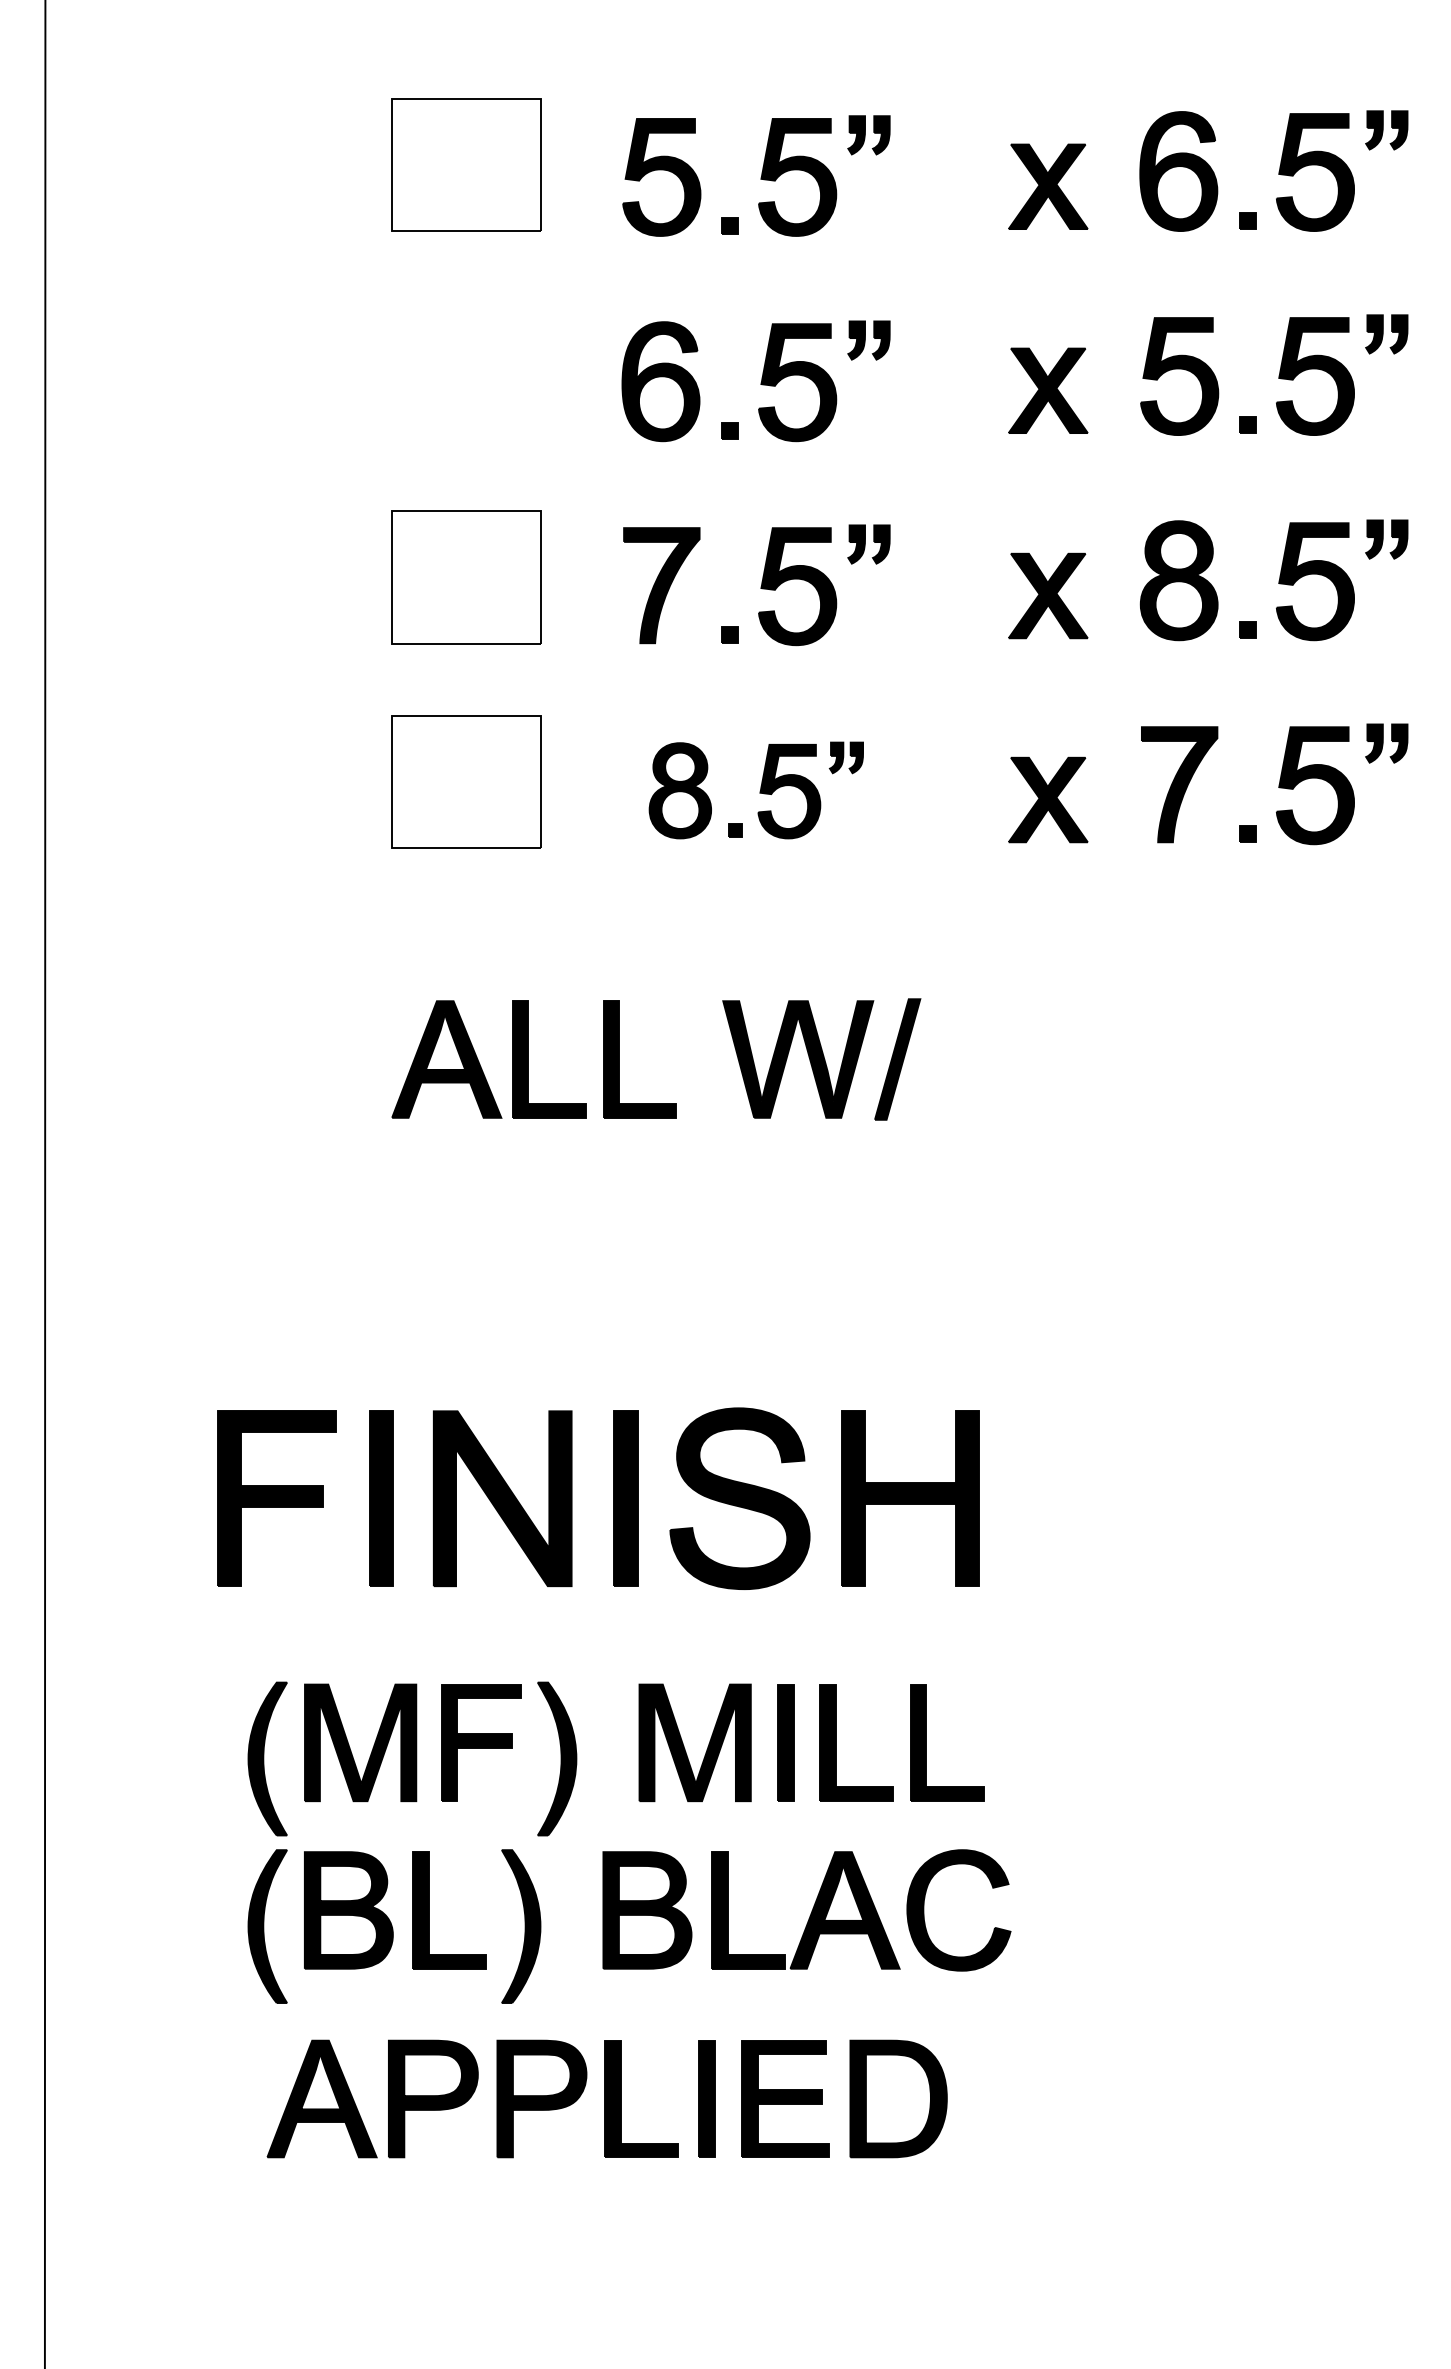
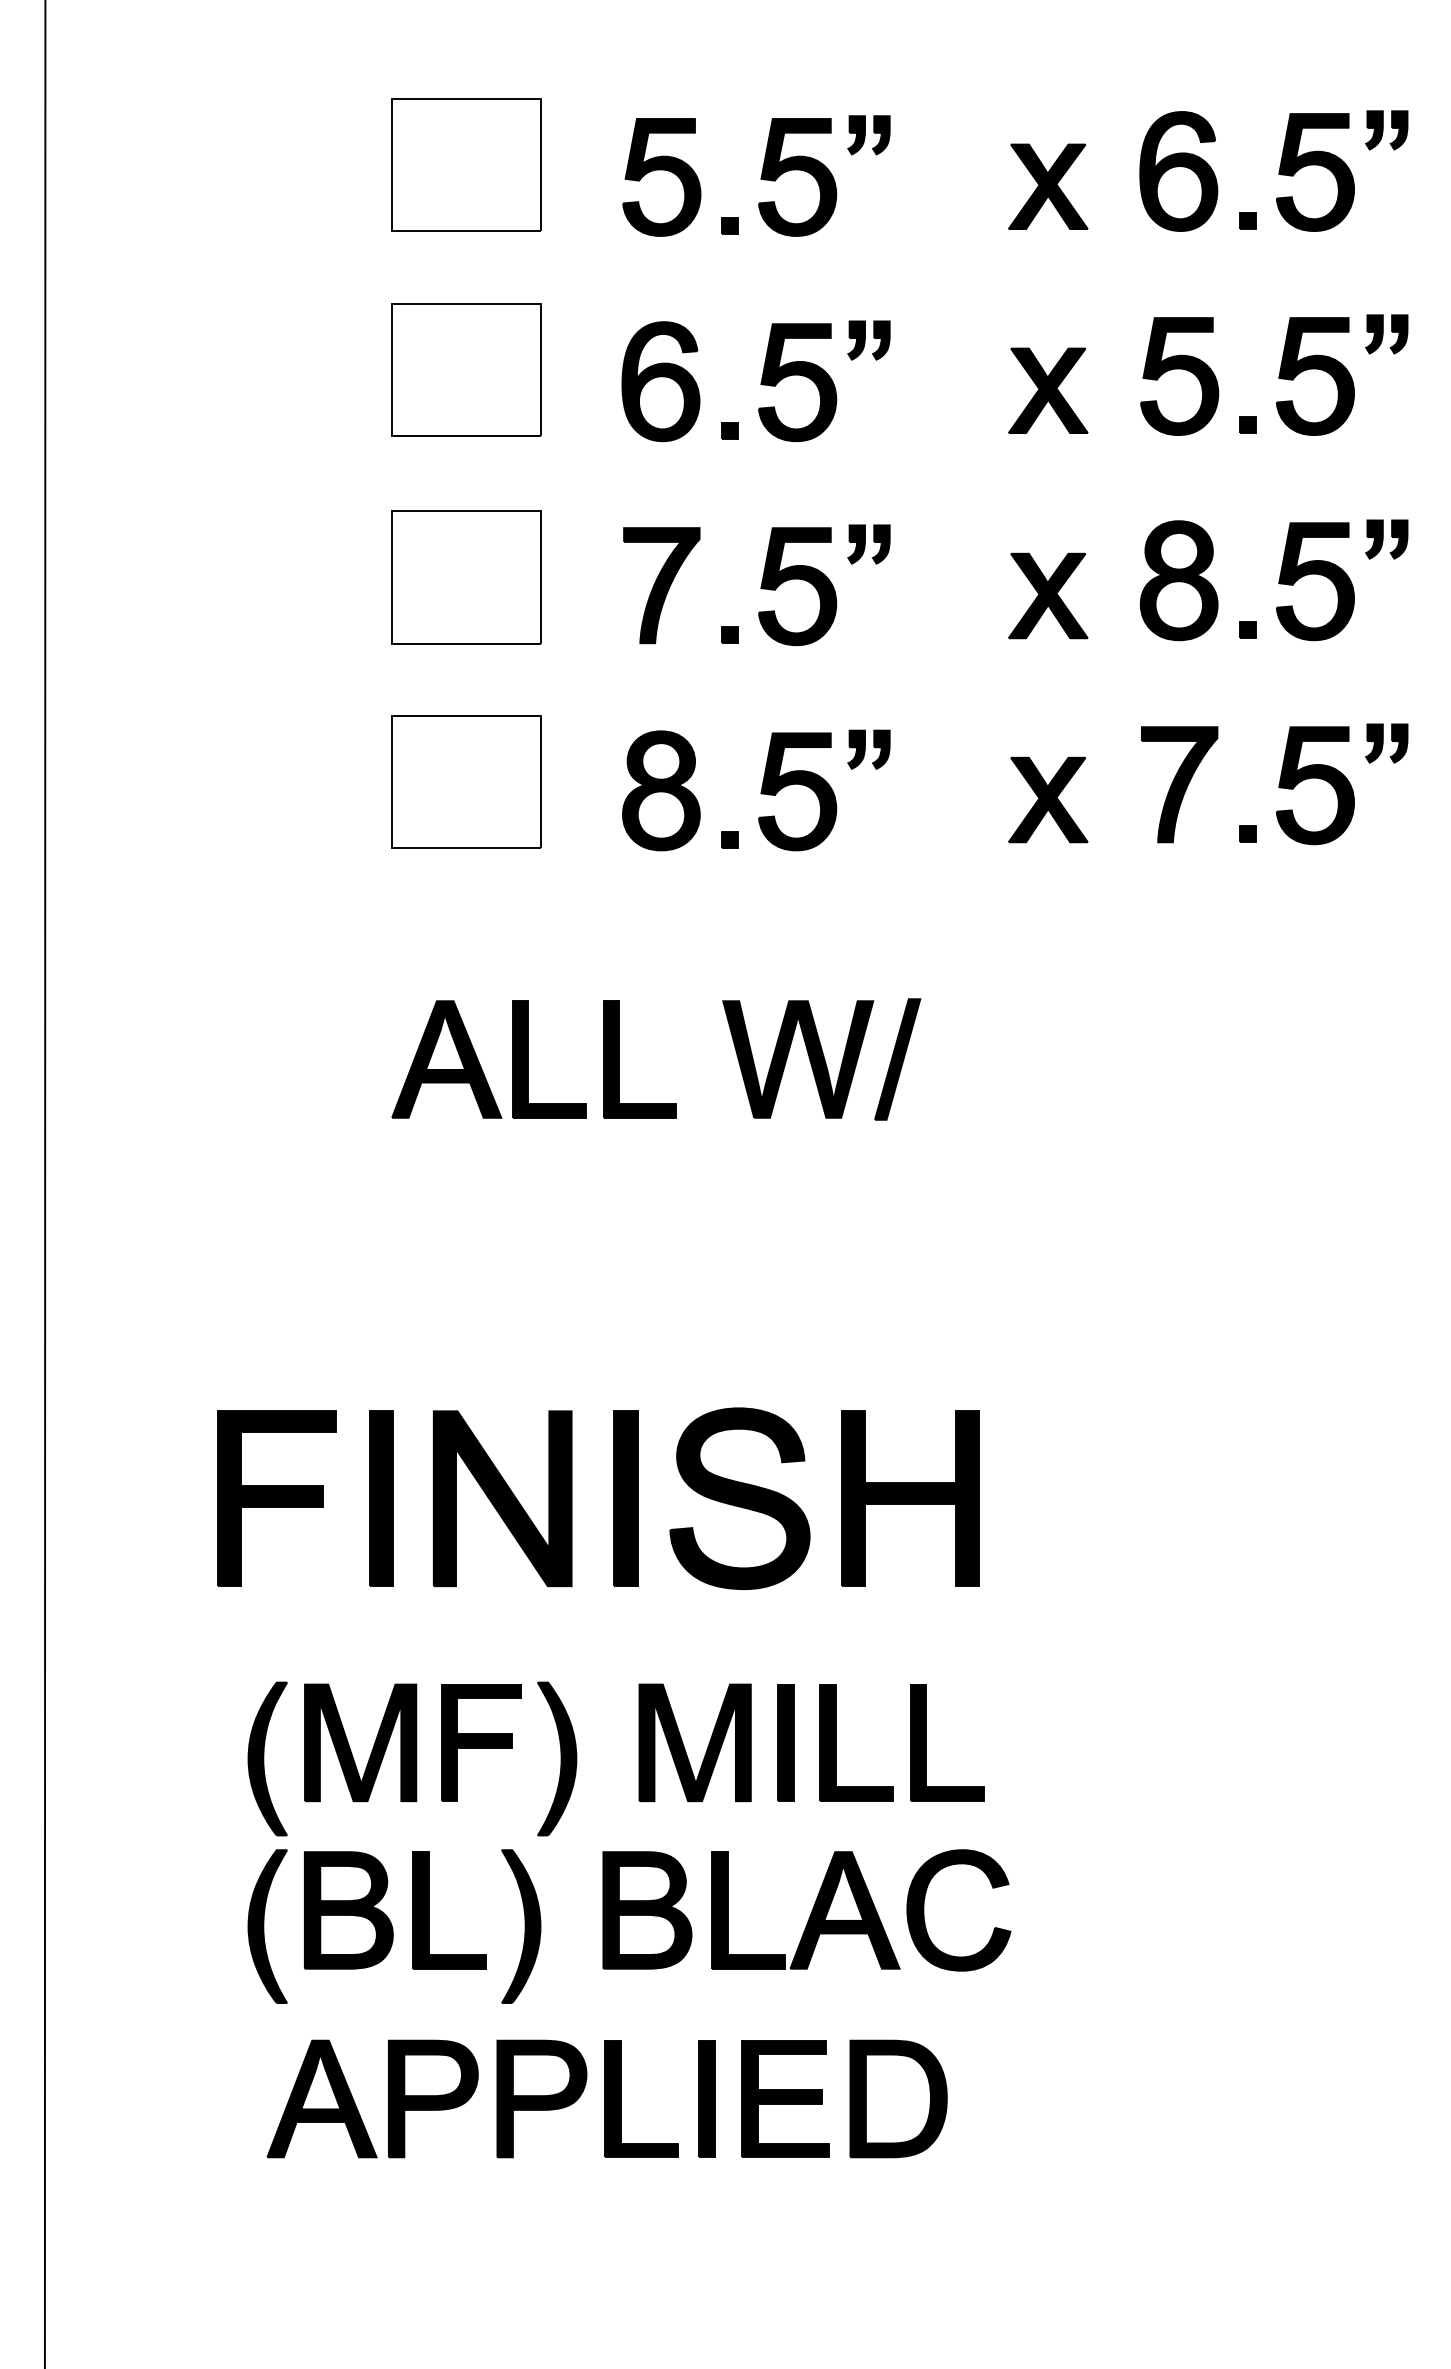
part: none -> present (466, 369)
part size: 216x99 px -> 269x123 px (756, 790)
